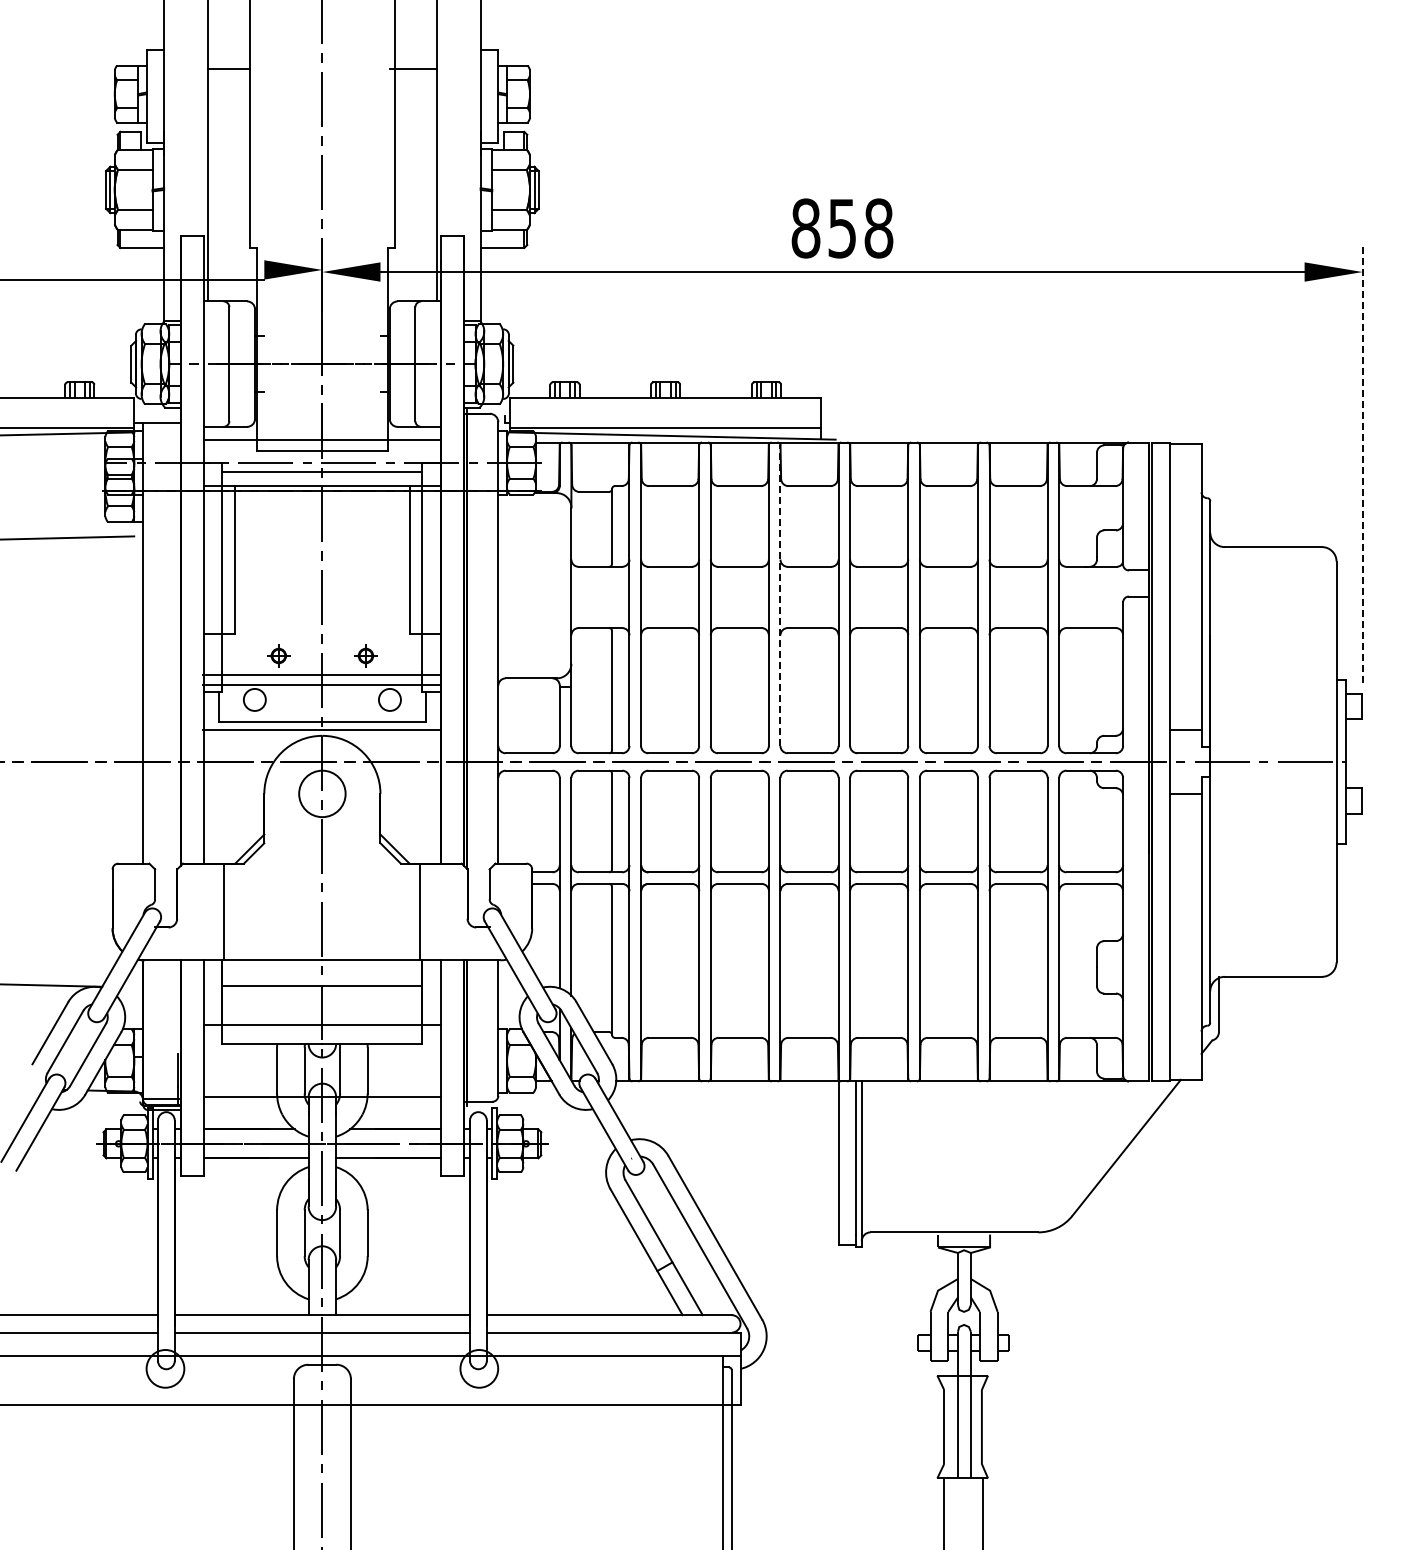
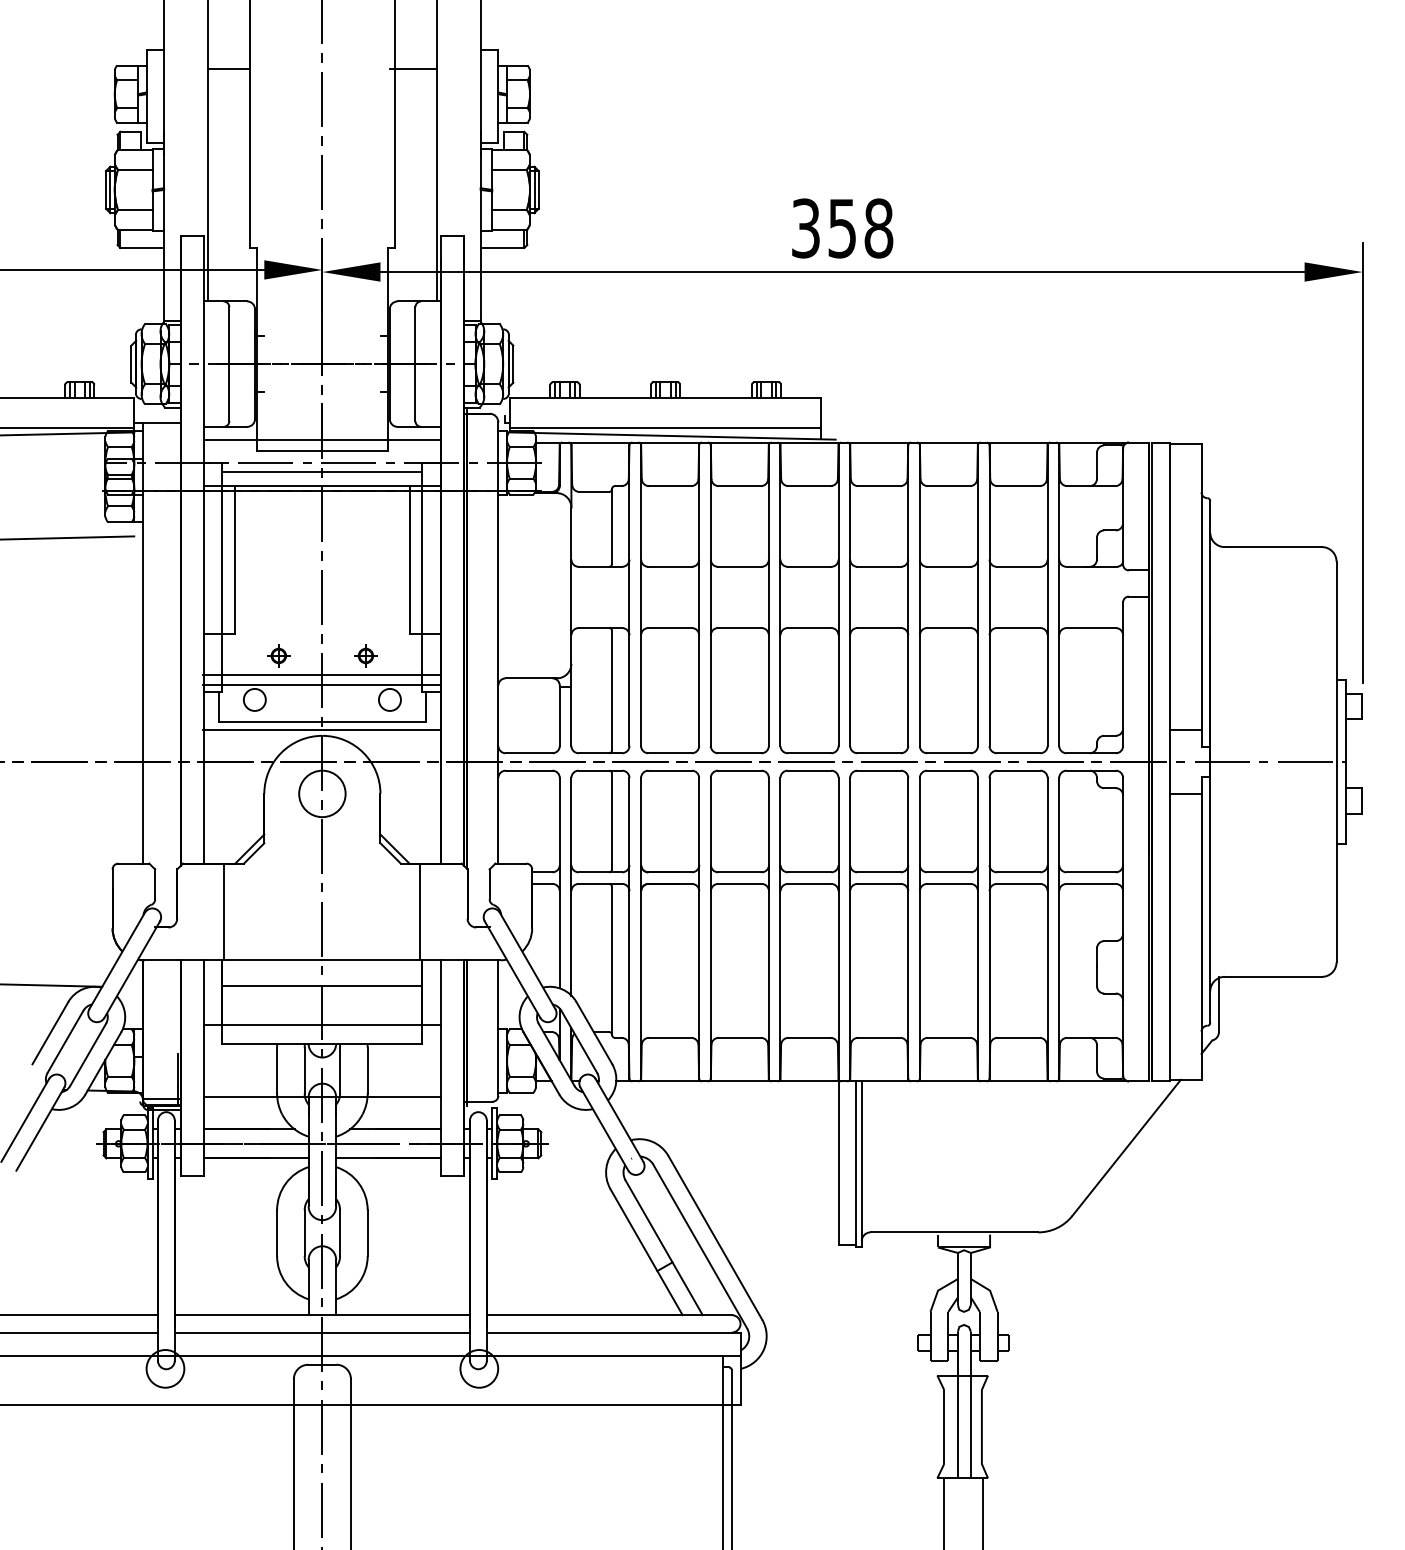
text: 858 -> 358 (805, 228)
line position: (133, 279) -> (133, 269) (133, 269)
line: dashed -> solid (1362, 462)
line: dashed -> solid (780, 595)
